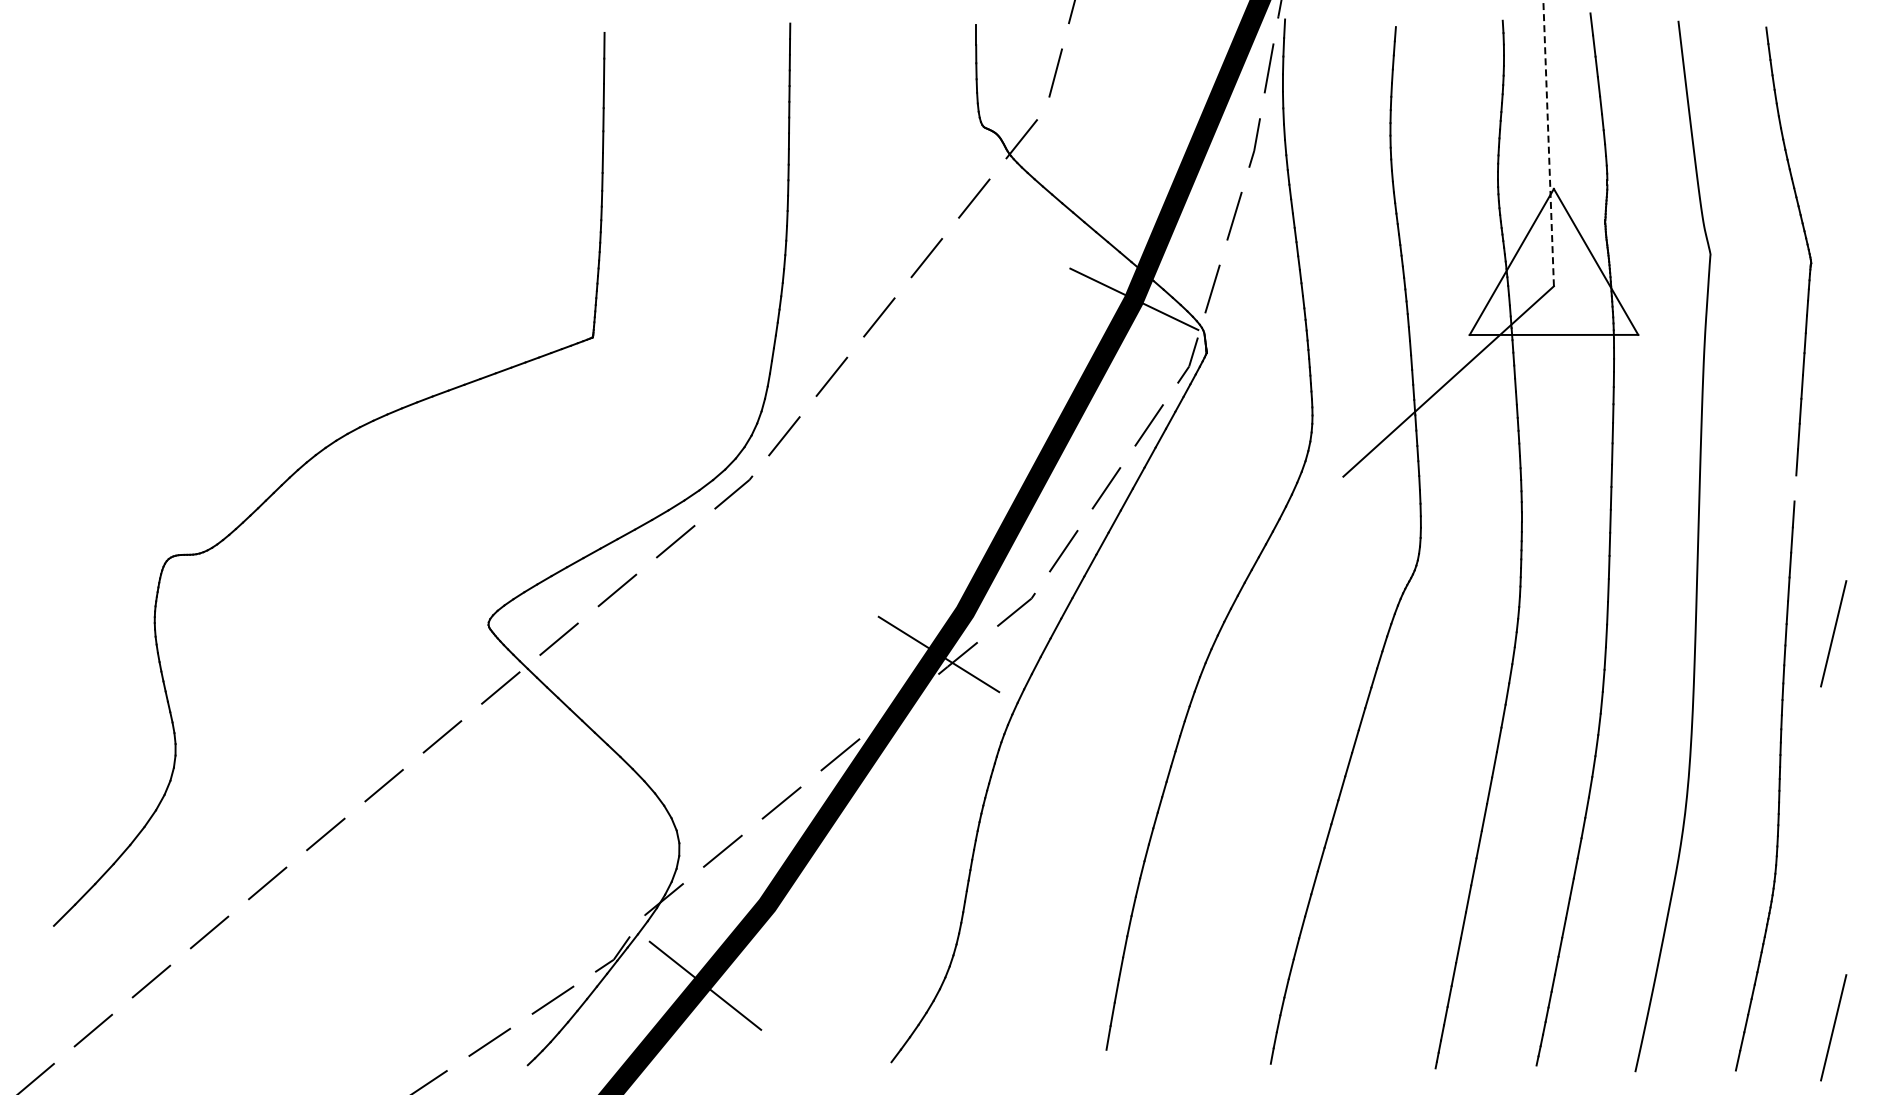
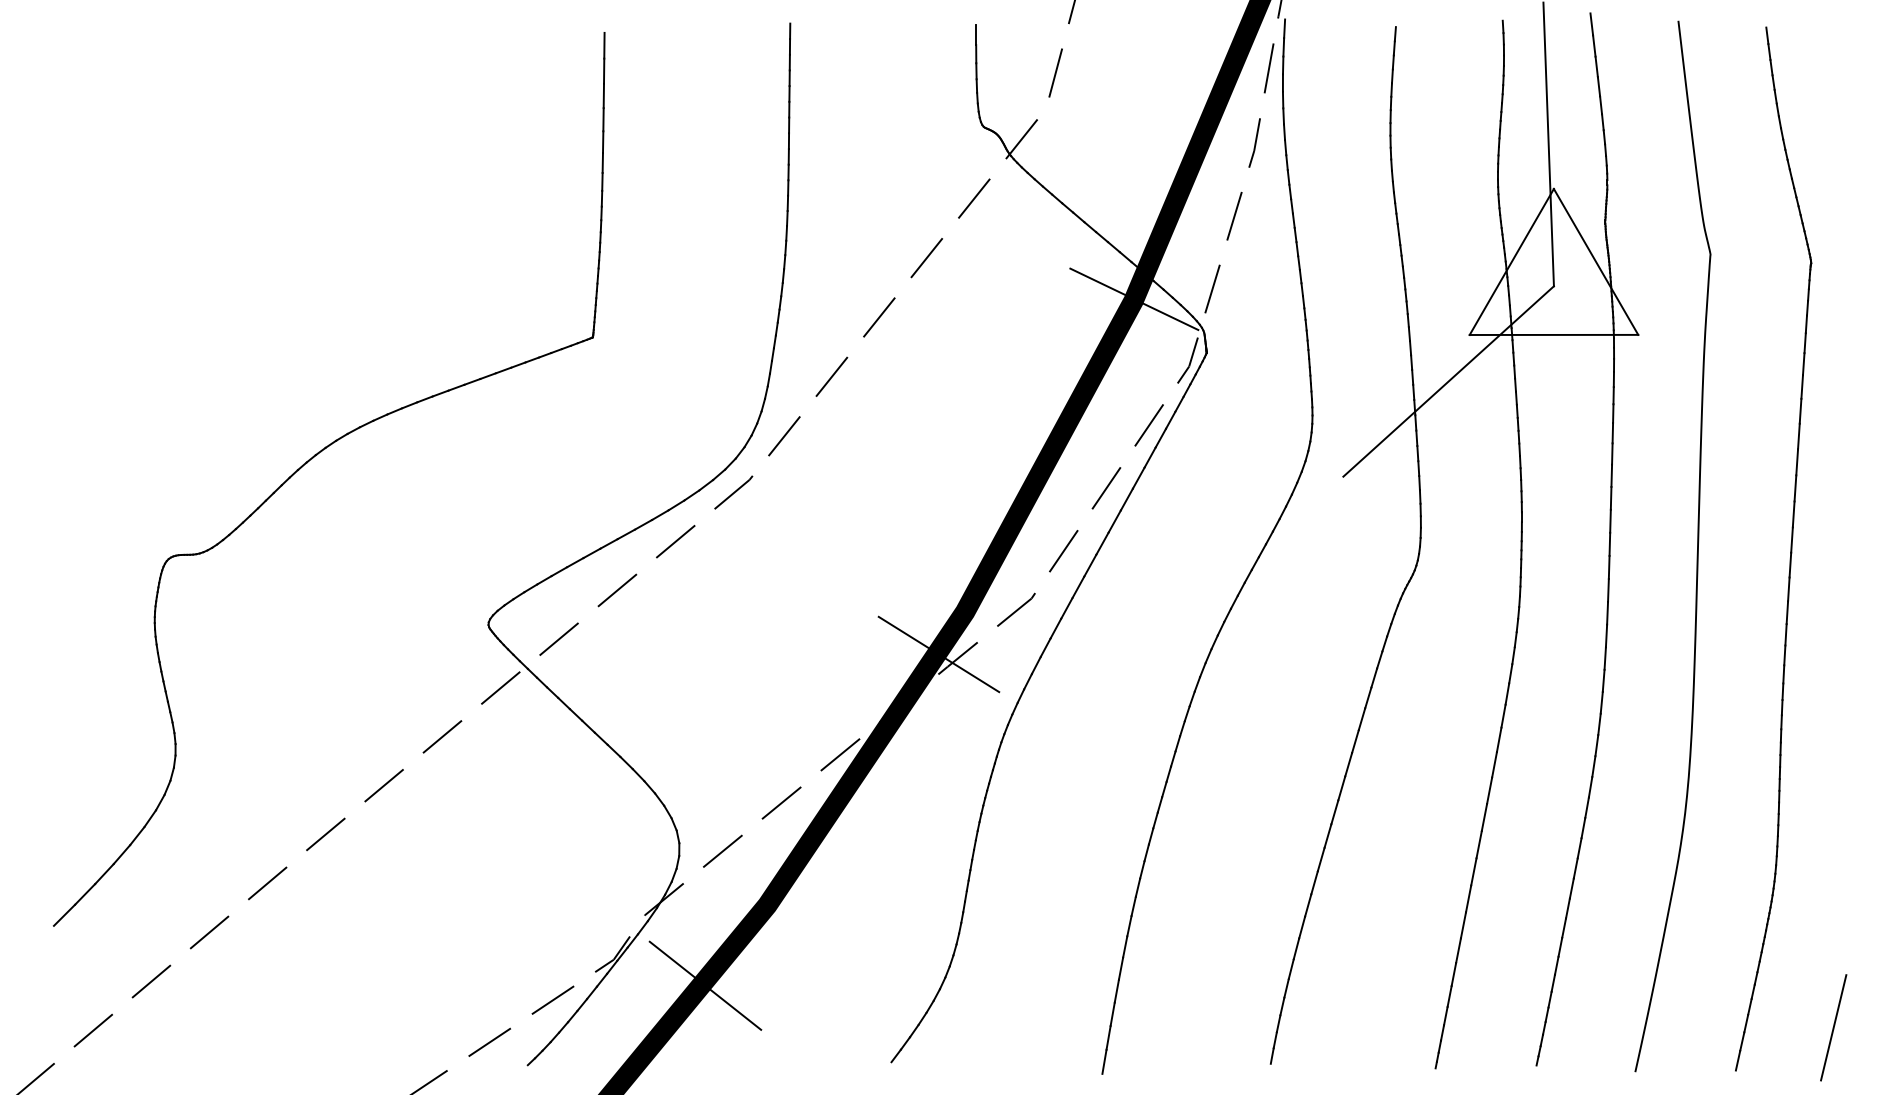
line: dashed -> solid (1548, 144)
line: none -> present (1795, 488)
line: present -> none (1833, 633)
line: none -> present (1104, 1061)
